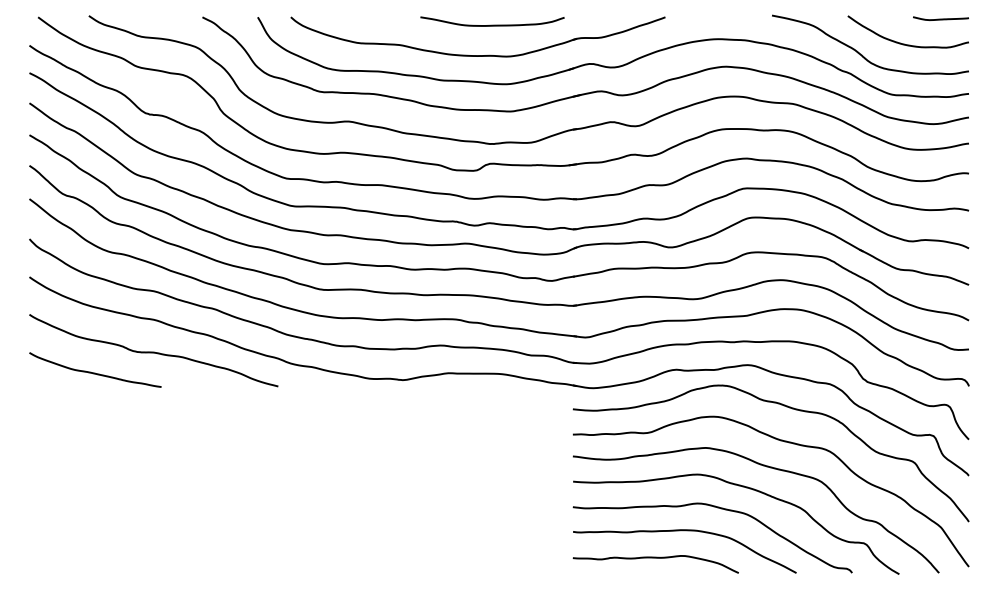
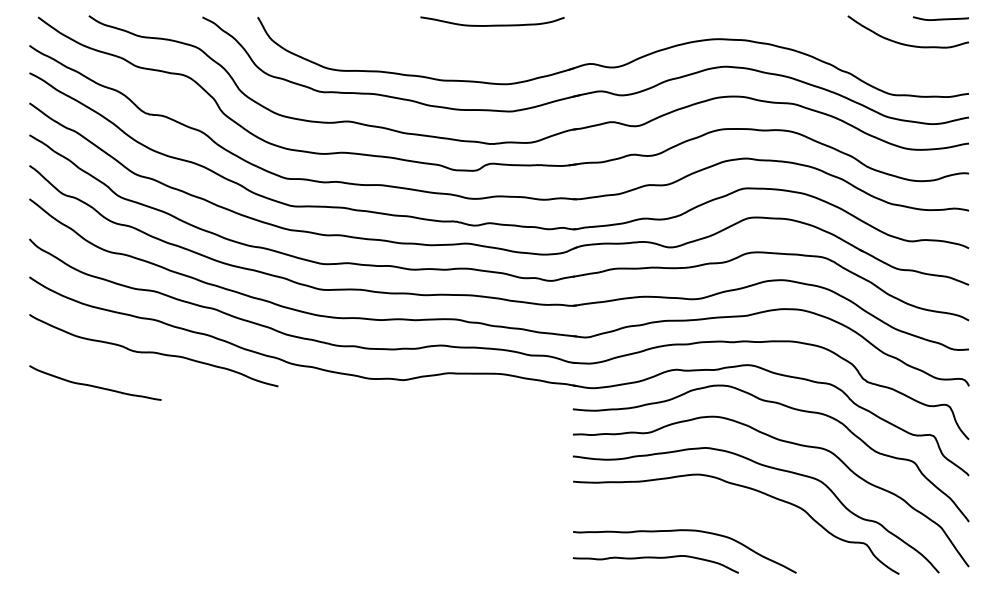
curve: present -> none (862, 54)
part: present -> none (477, 55)
curve position: (95, 372) -> (95, 385) (95, 385)
curve: present -> none (721, 509)
